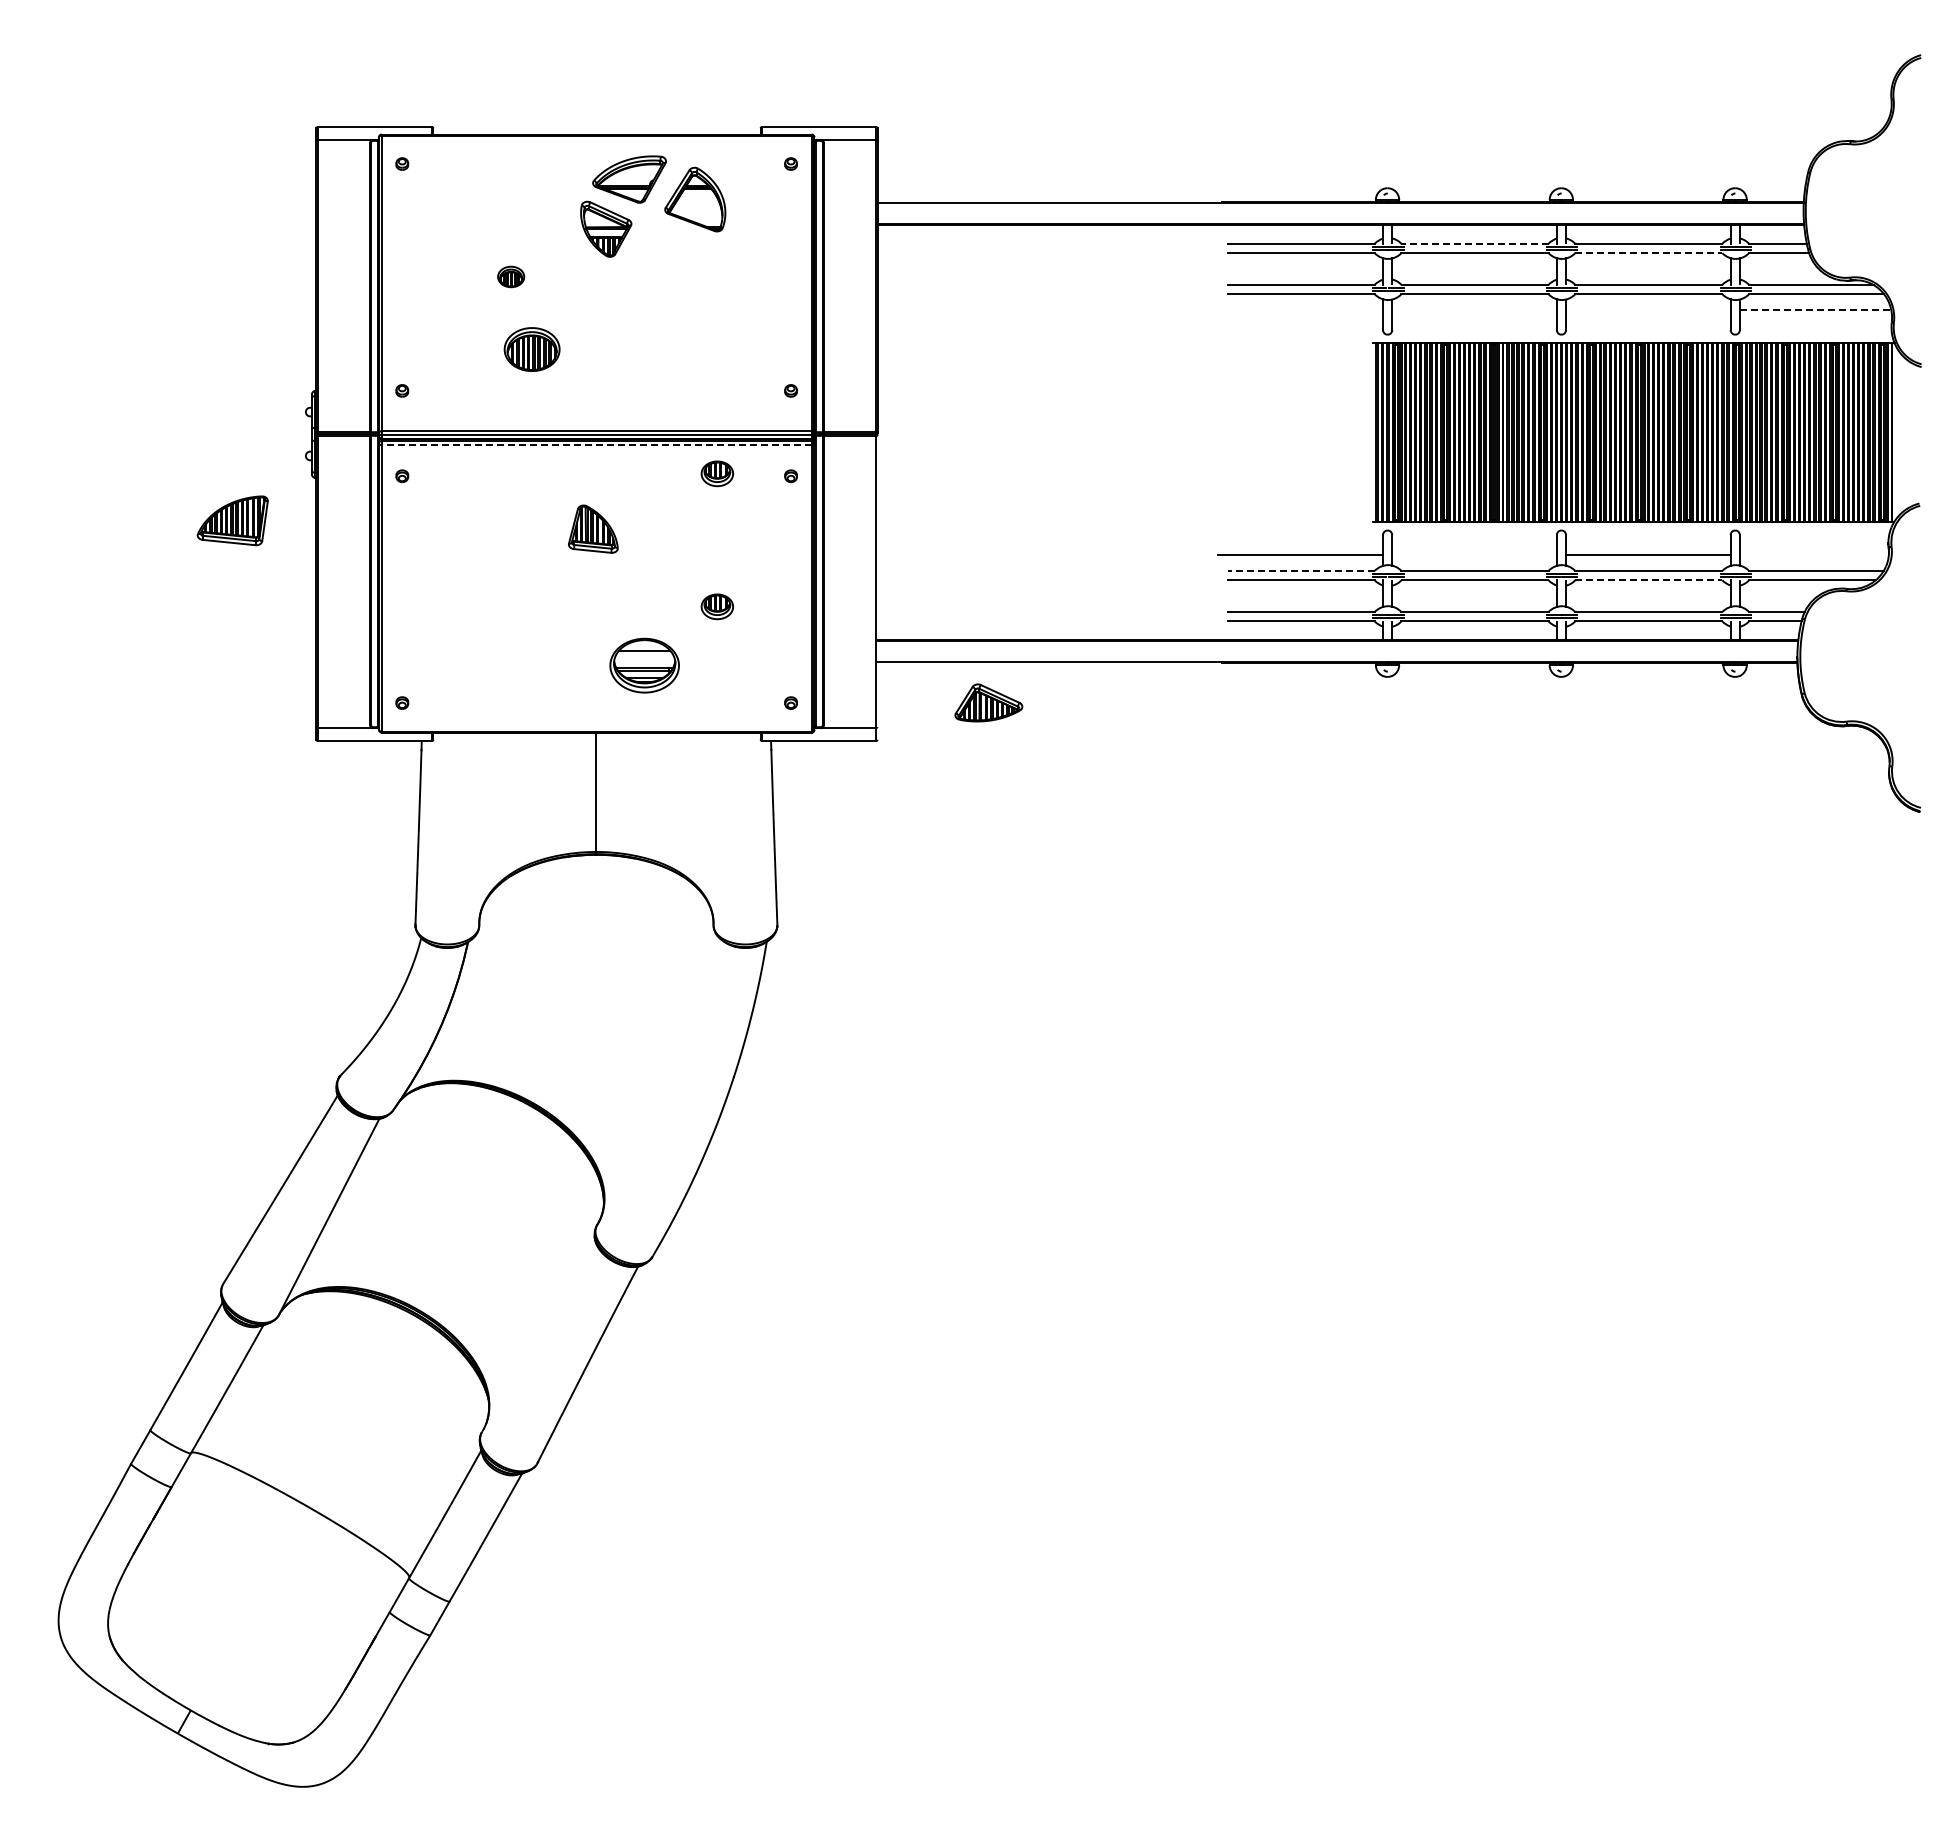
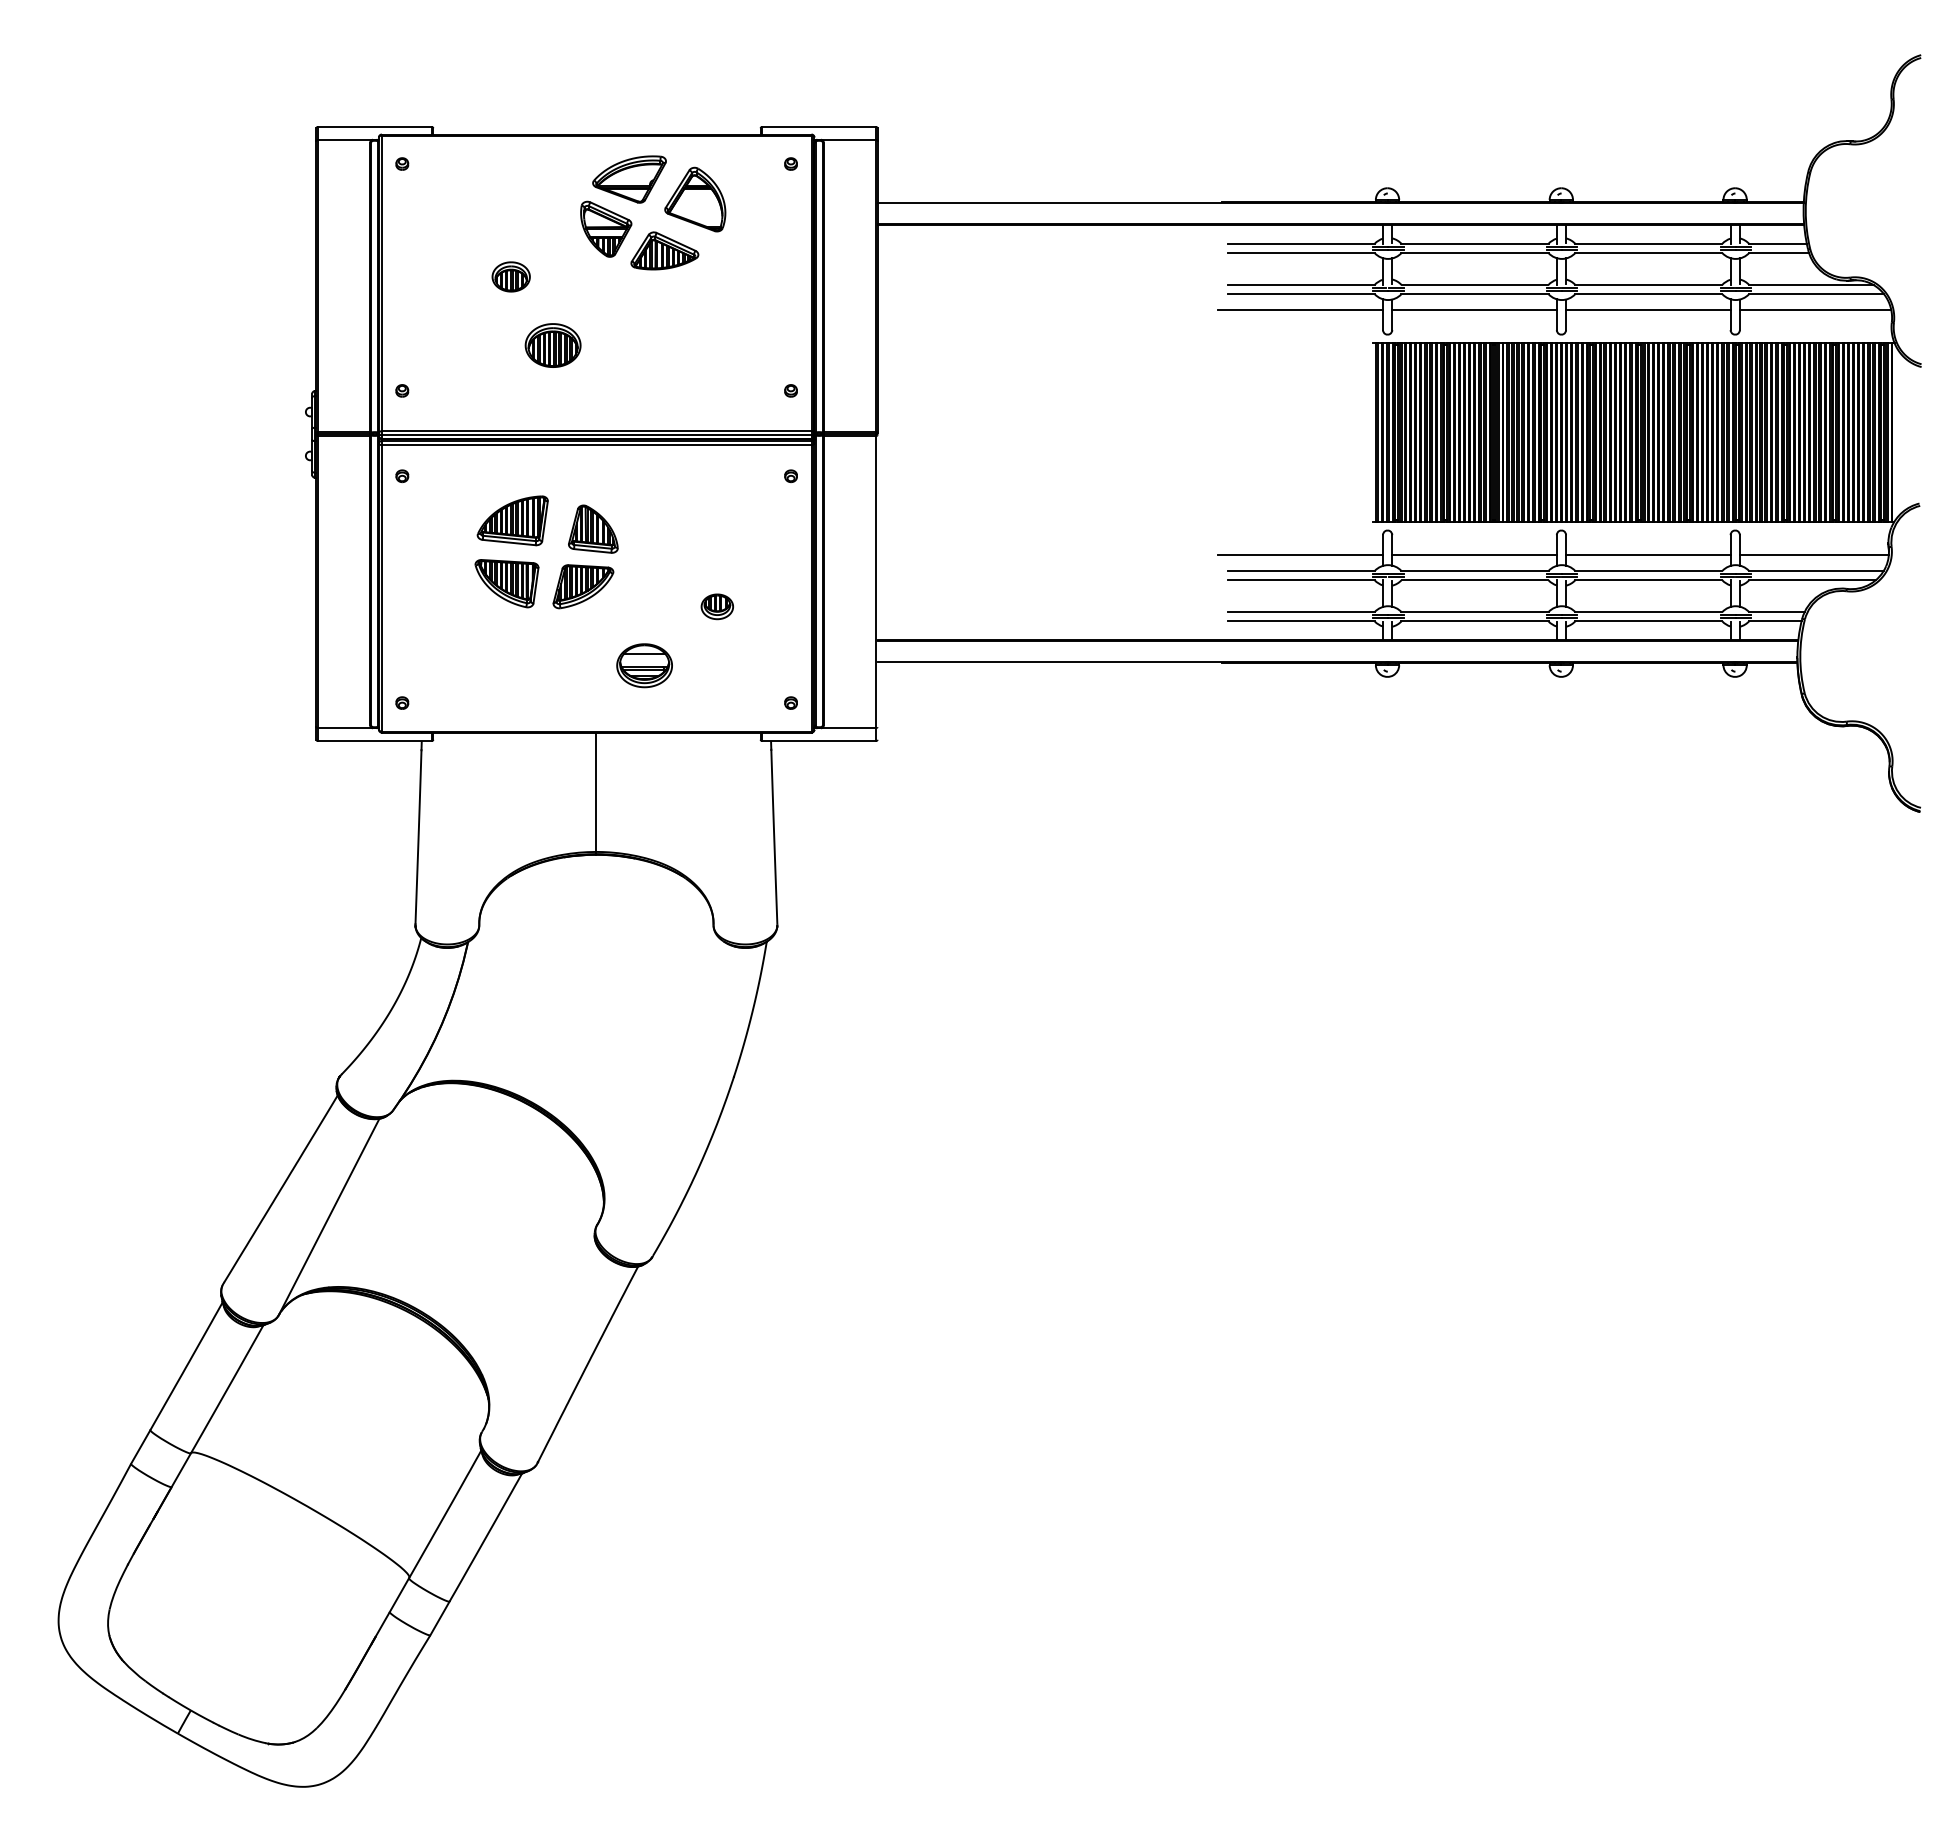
line: dashed -> solid (1475, 243)
line: dashed -> solid (1648, 253)
part size: 29x24 px -> 40x32 px (510, 276)
line: none -> present (1300, 309)
line: none -> present (1474, 309)
line: none -> present (1648, 309)
line: dashed -> solid (1815, 309)
part position: (531, 349) -> (552, 345) (552, 345)
line: dashed -> solid (596, 445)
part: present -> none (716, 473)
part position: (232, 520) -> (512, 520) (512, 520)
line: none -> present (1474, 555)
line: none -> present (1813, 555)
line: dashed -> solid (1301, 570)
line: dashed -> solid (1649, 580)
part: none -> present (506, 583)
part: none -> present (583, 586)
part size: 71x57 px -> 57x46 px (644, 665)
part position: (988, 702) -> (664, 250) (664, 250)
